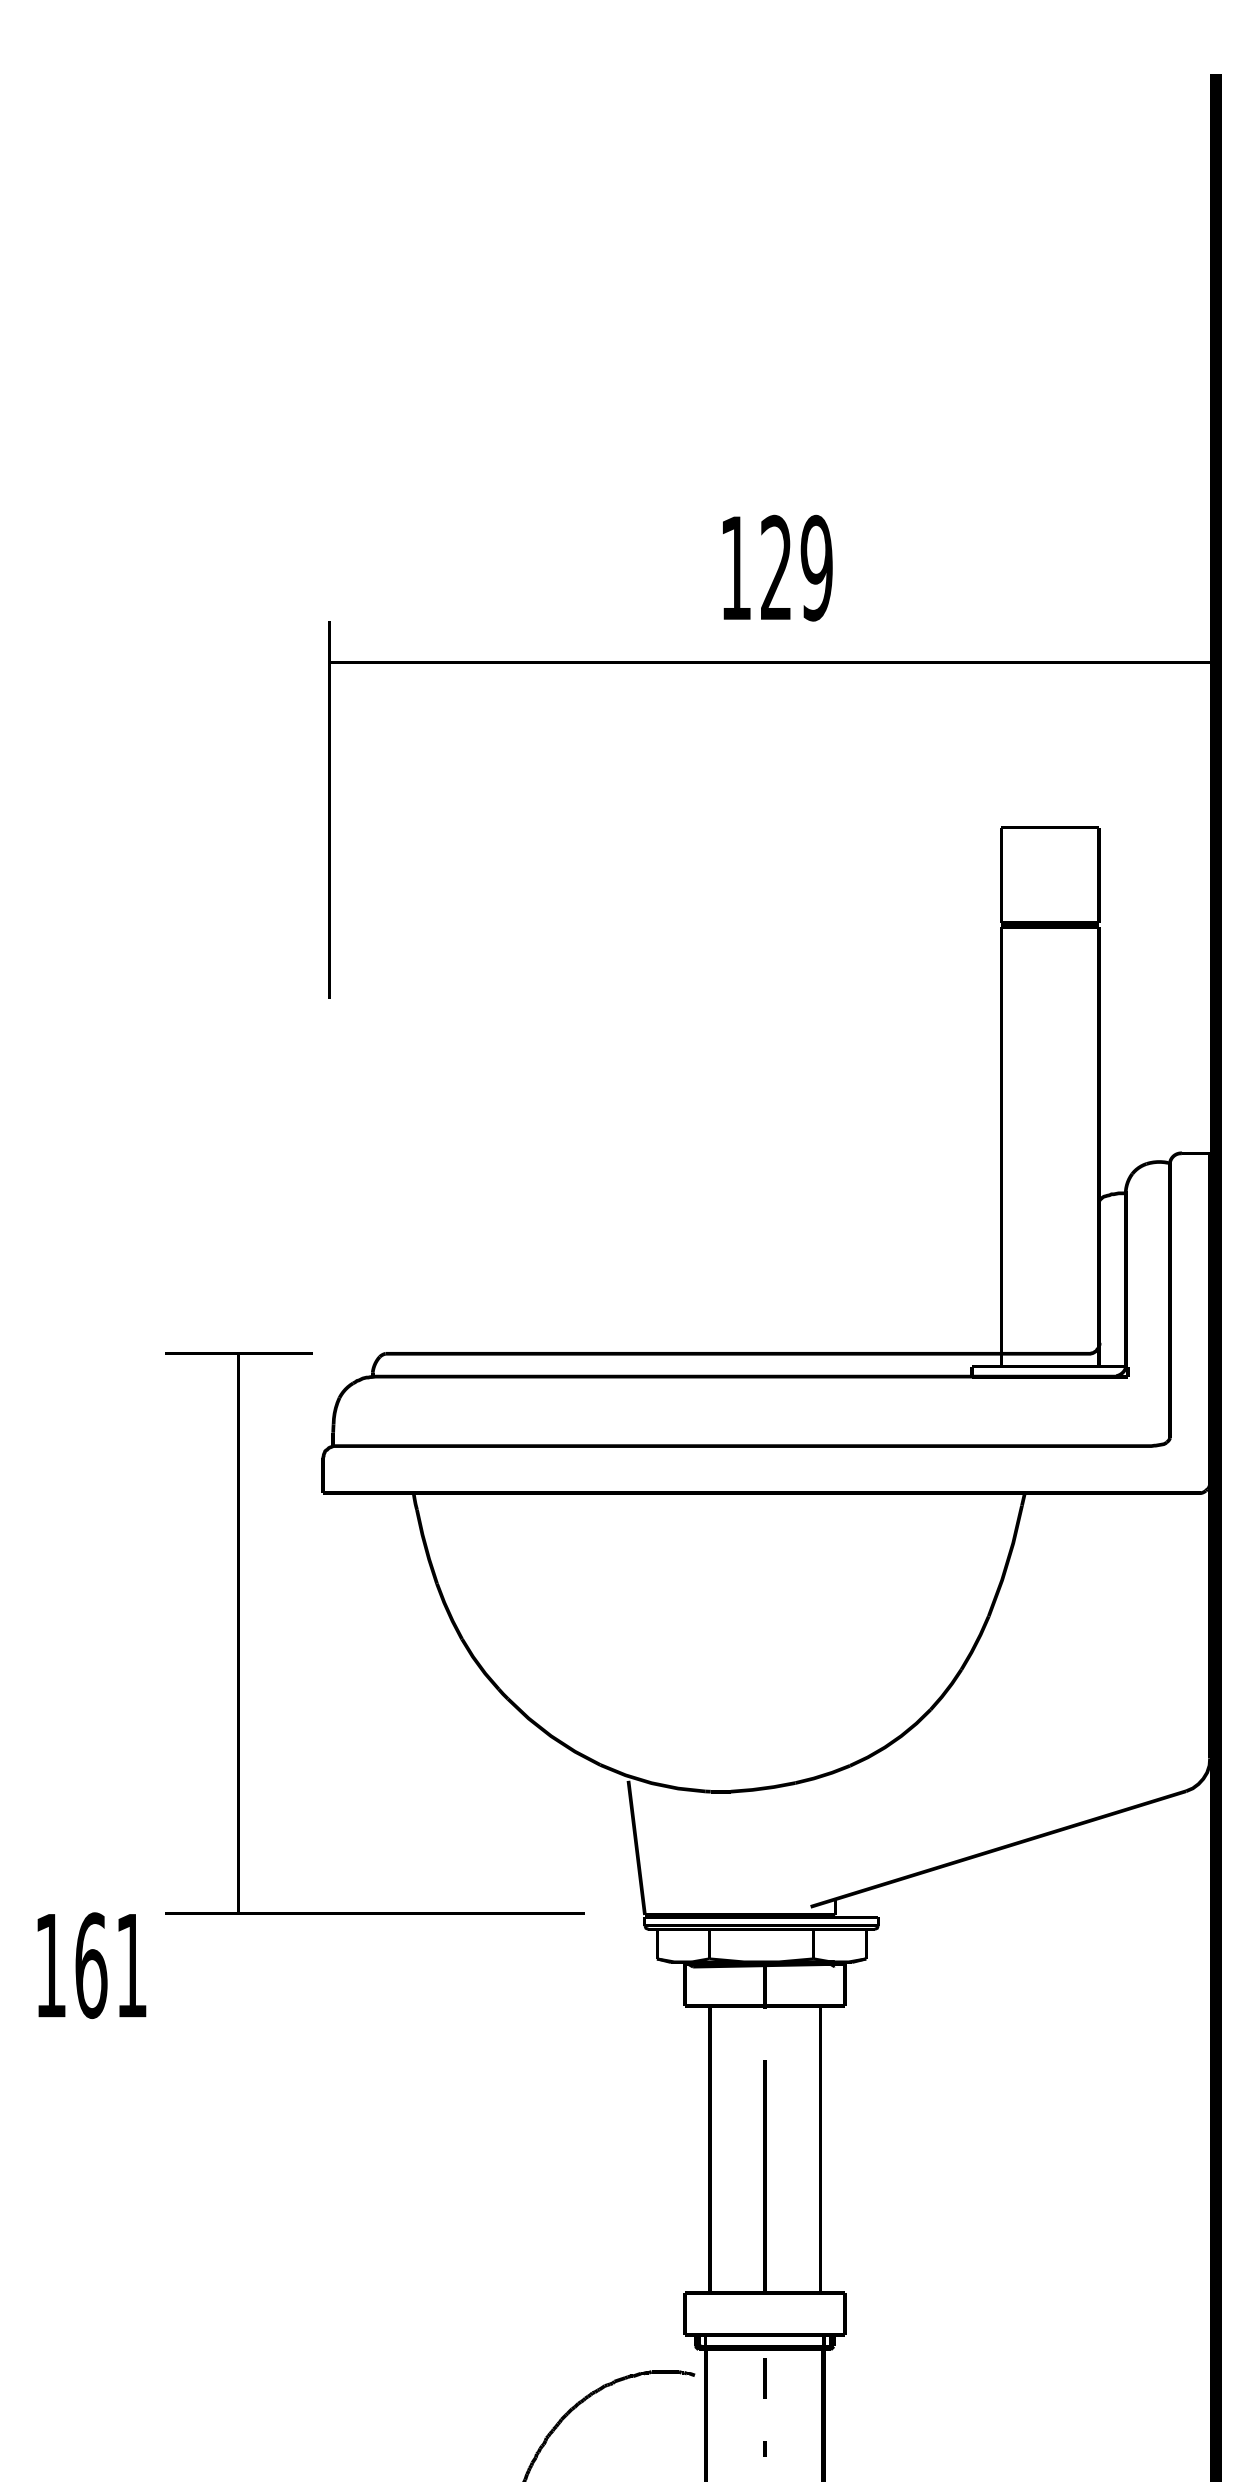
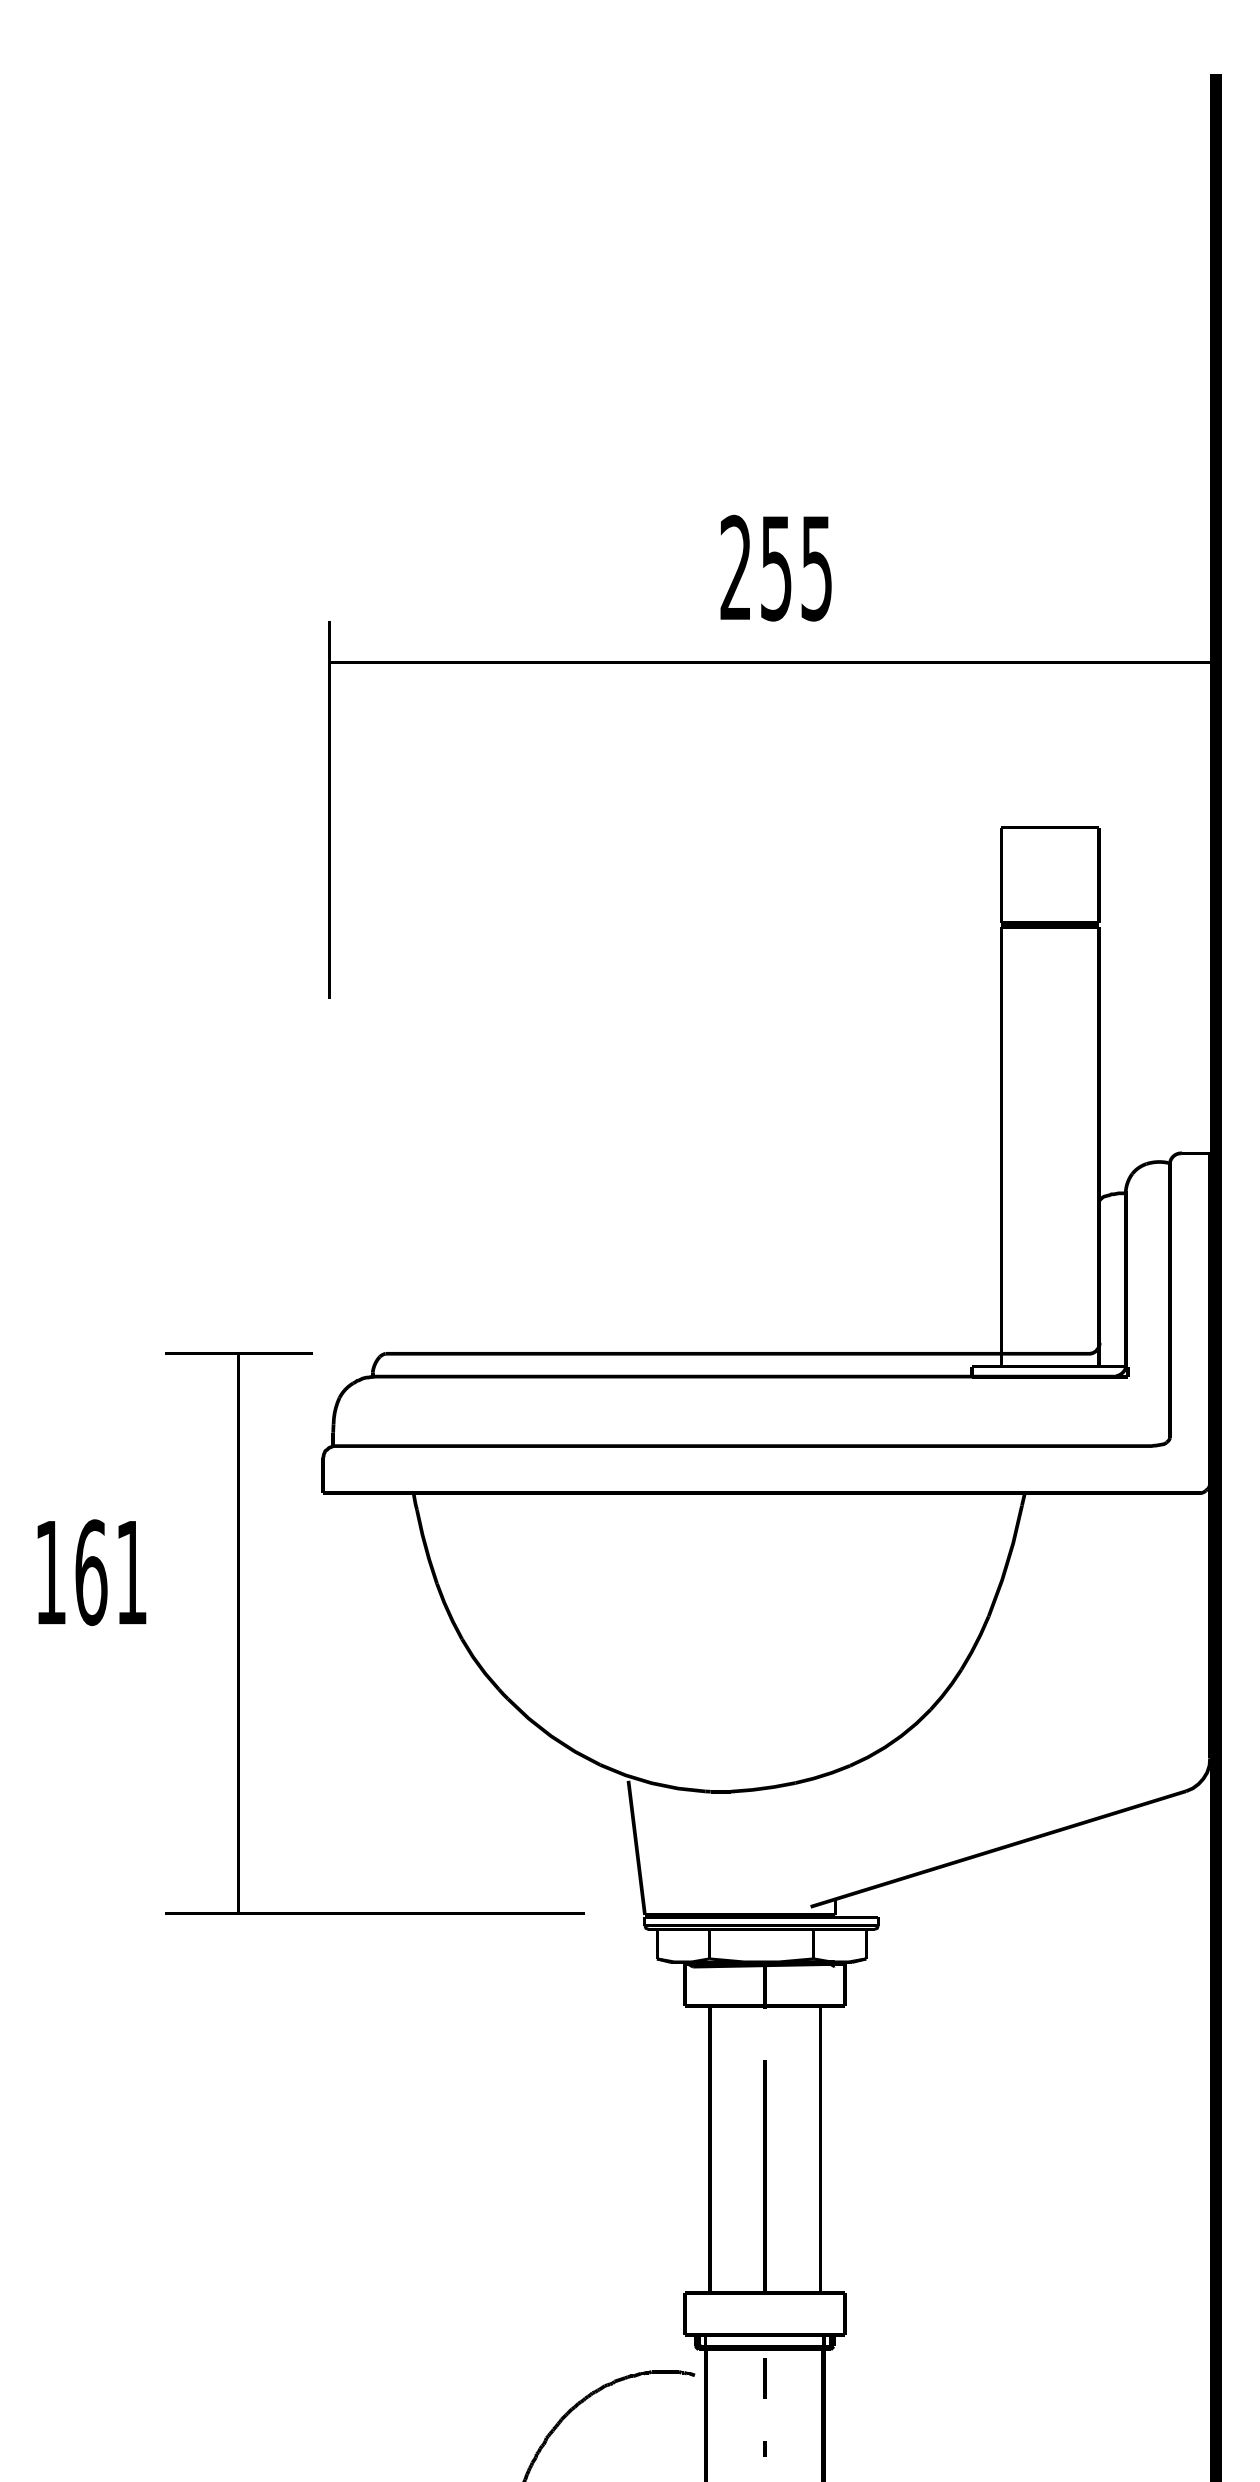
text: 129 -> 255 (776, 567)
text position: (91, 1965) -> (91, 1572) (91, 1572)
